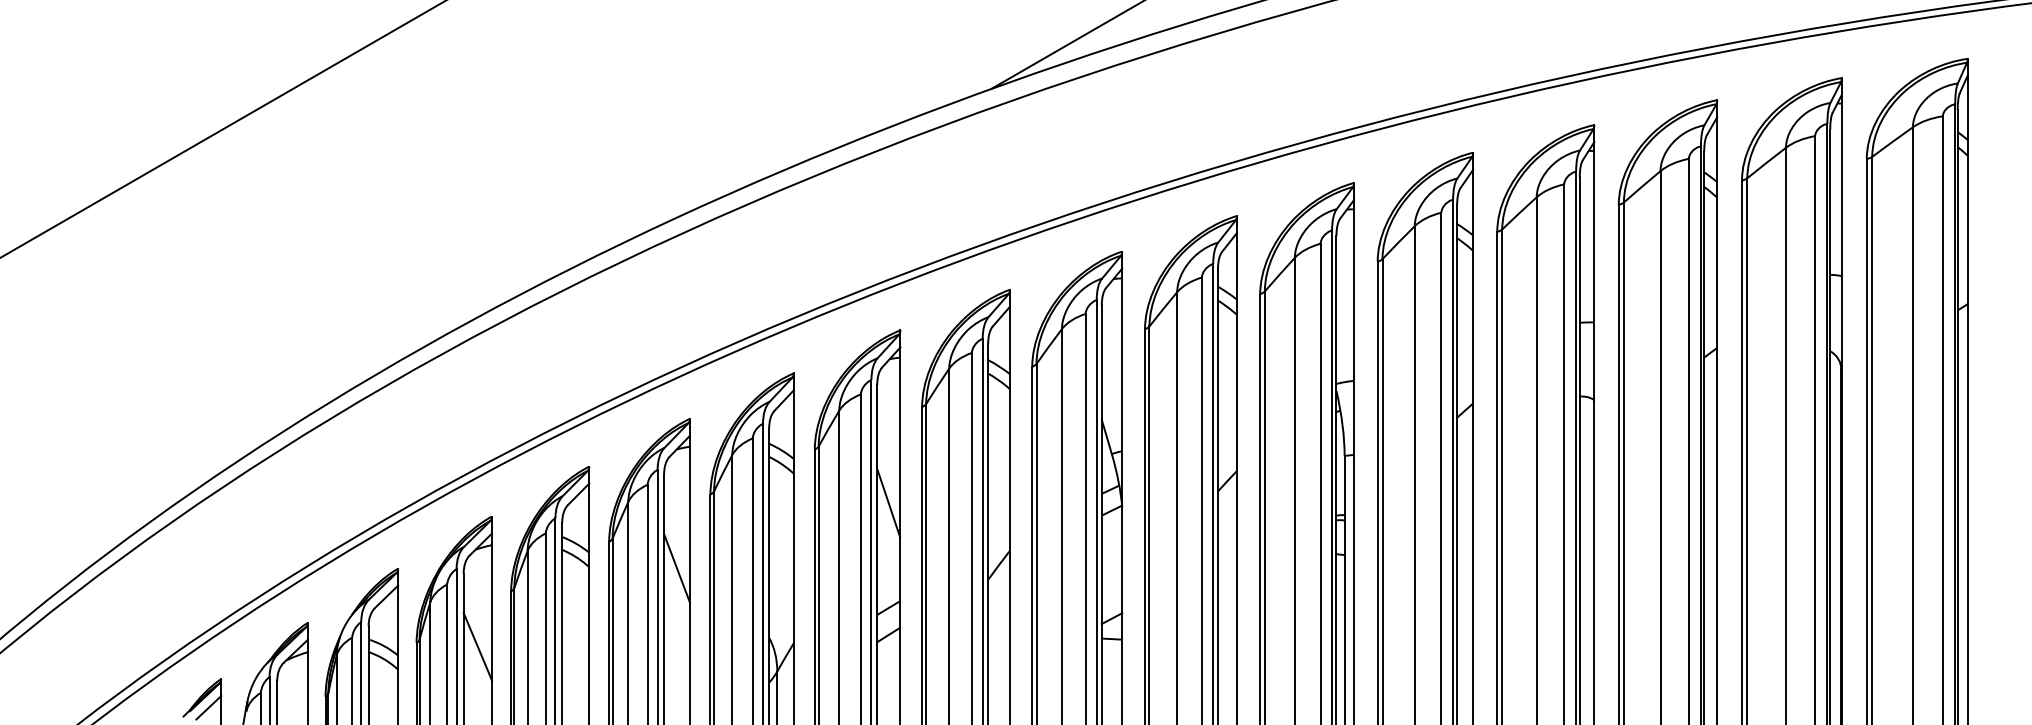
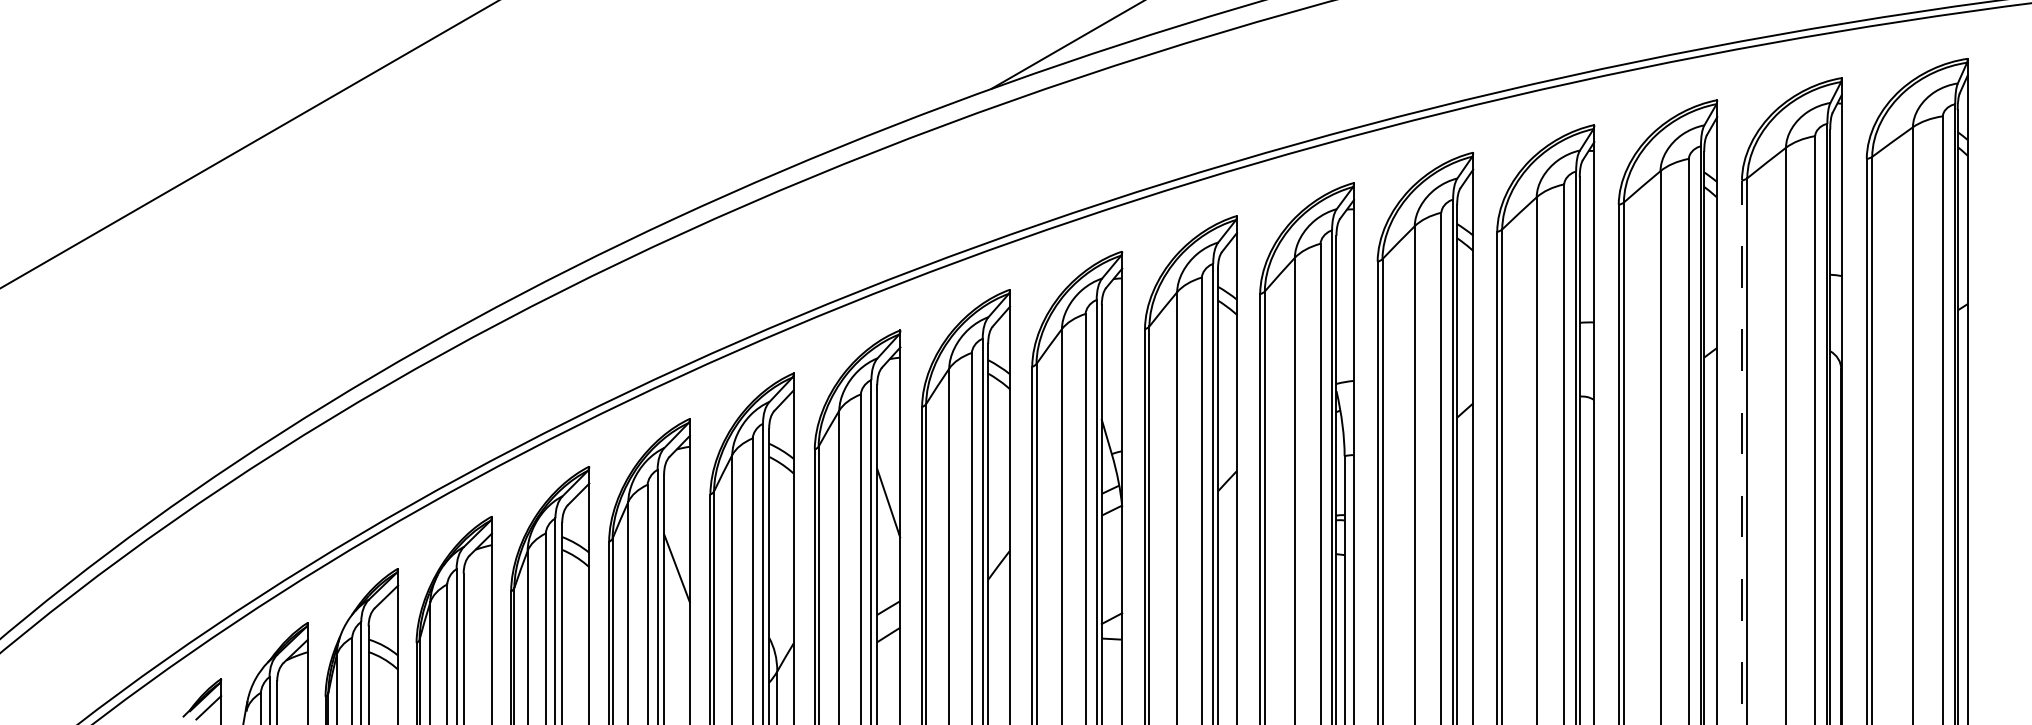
line position: (222, 129) -> (249, 144) (249, 144)
line: solid -> dashed (1742, 452)
line: present -> none (477, 646)
